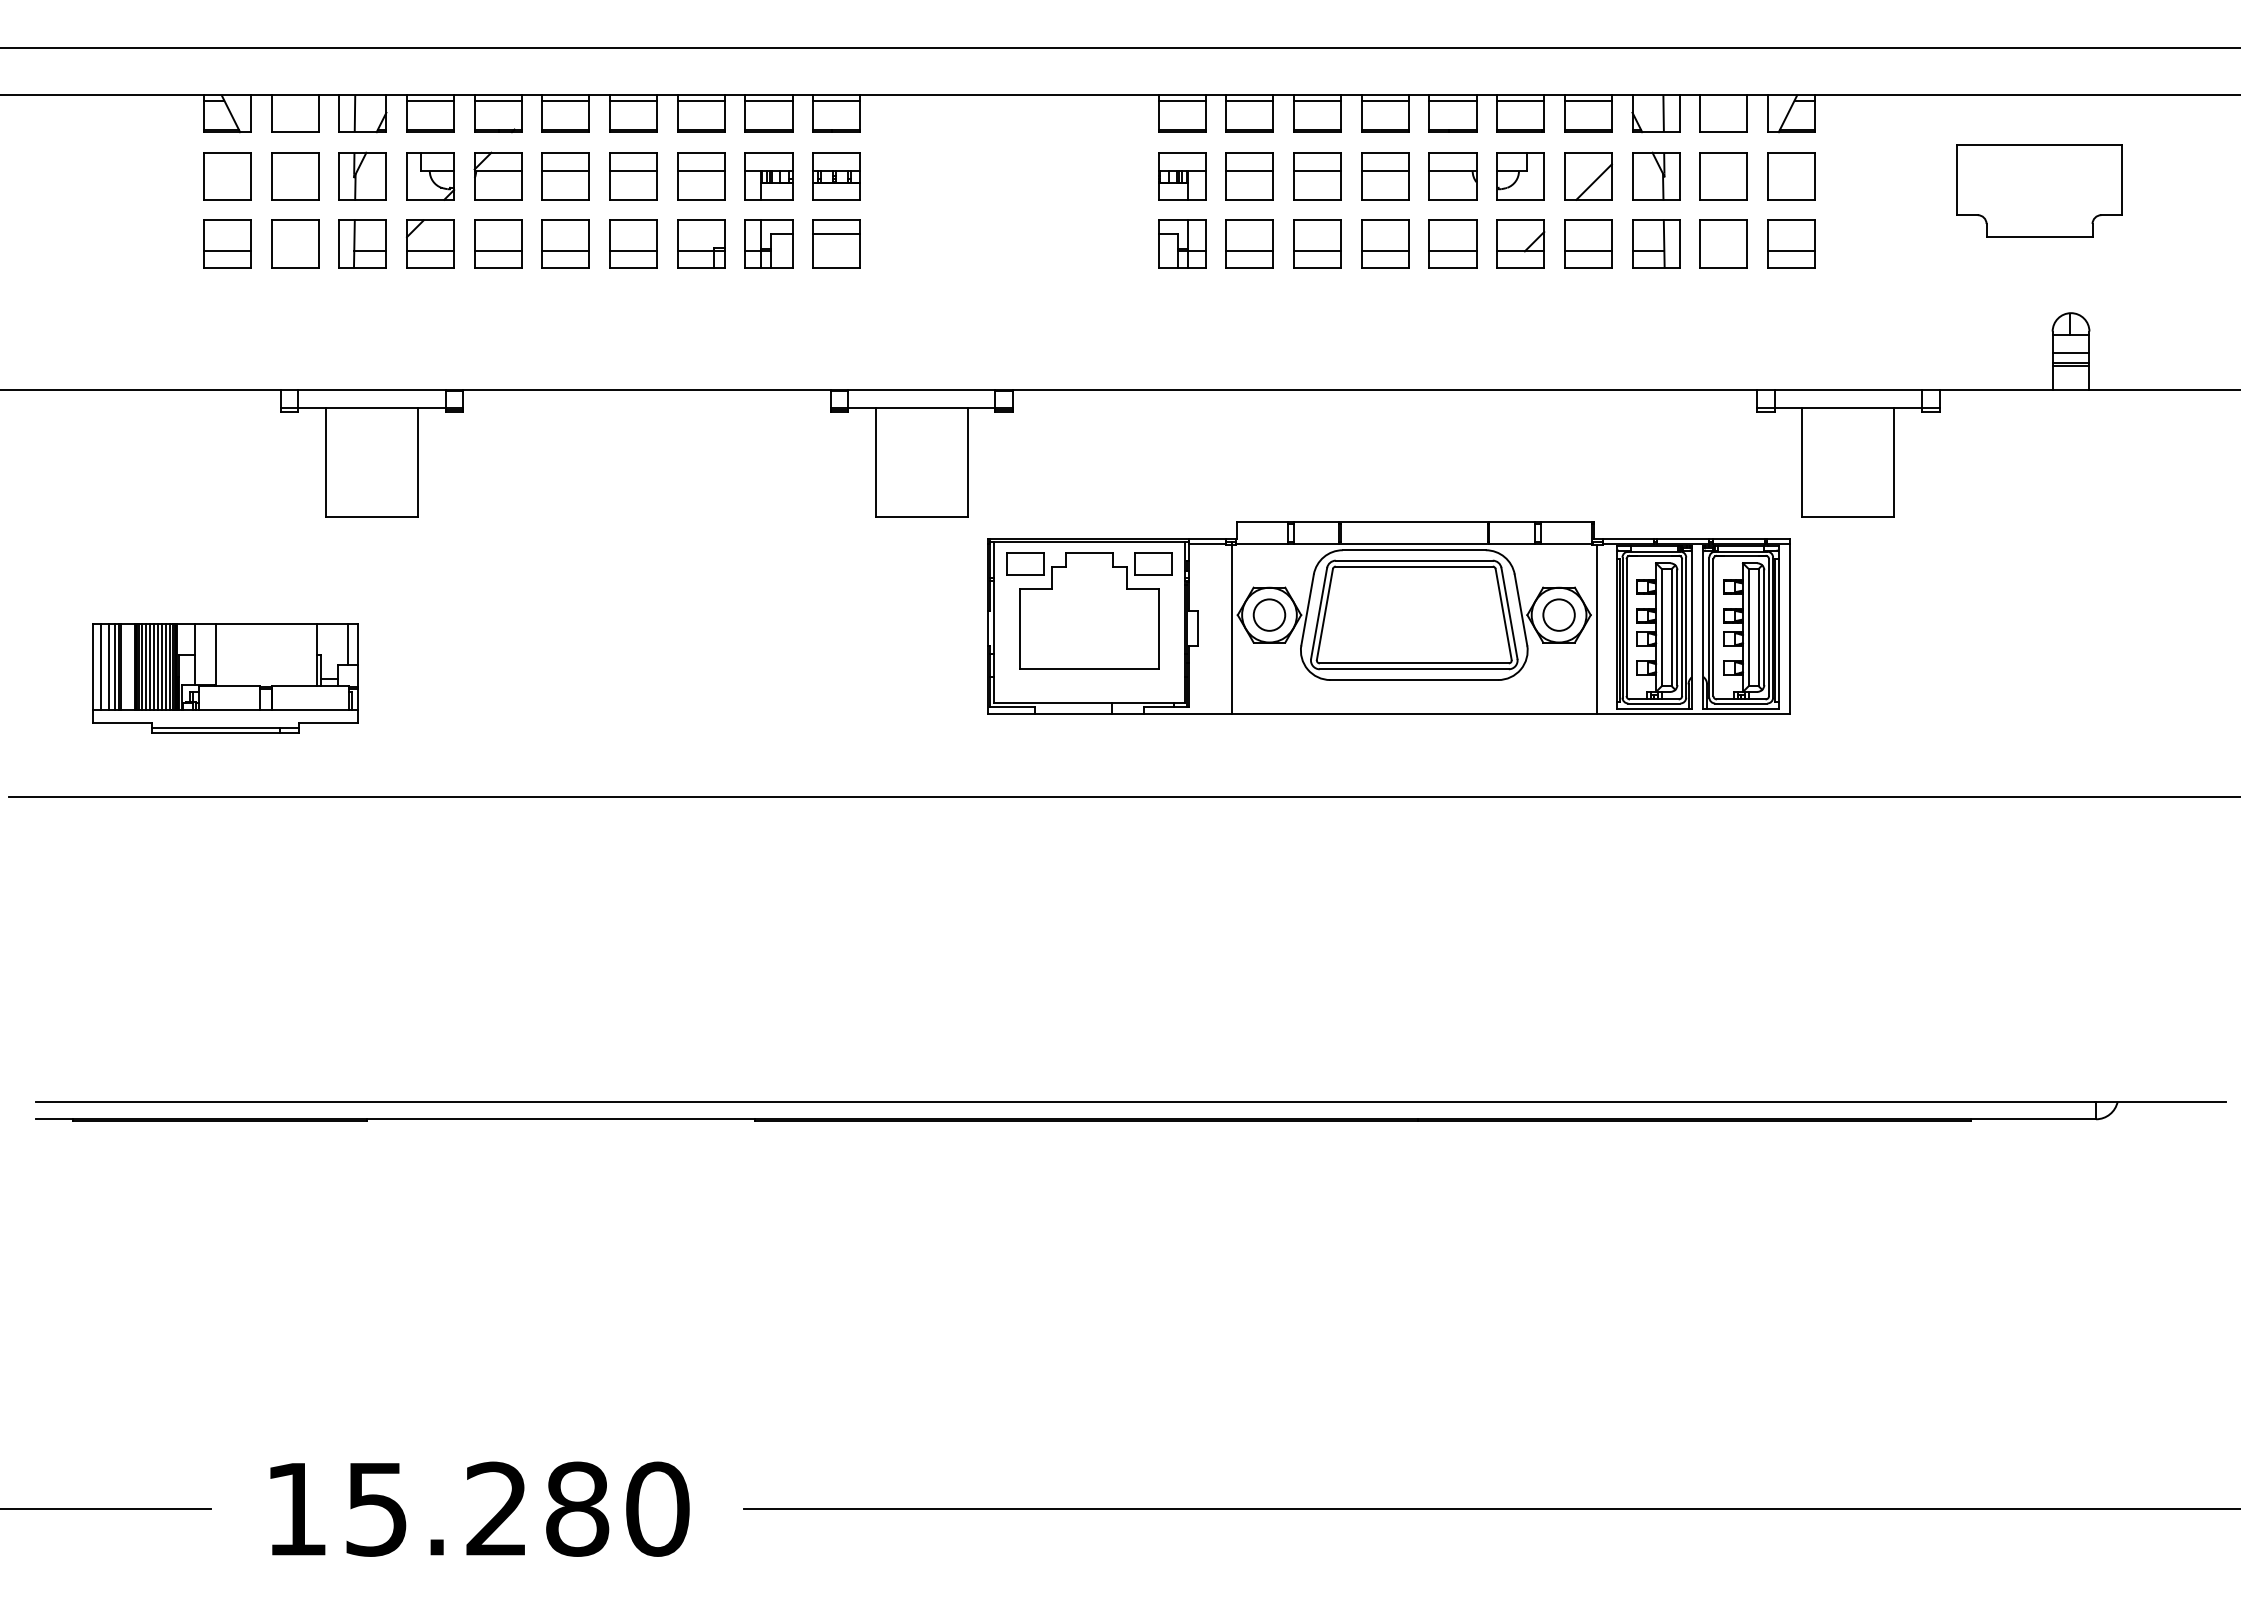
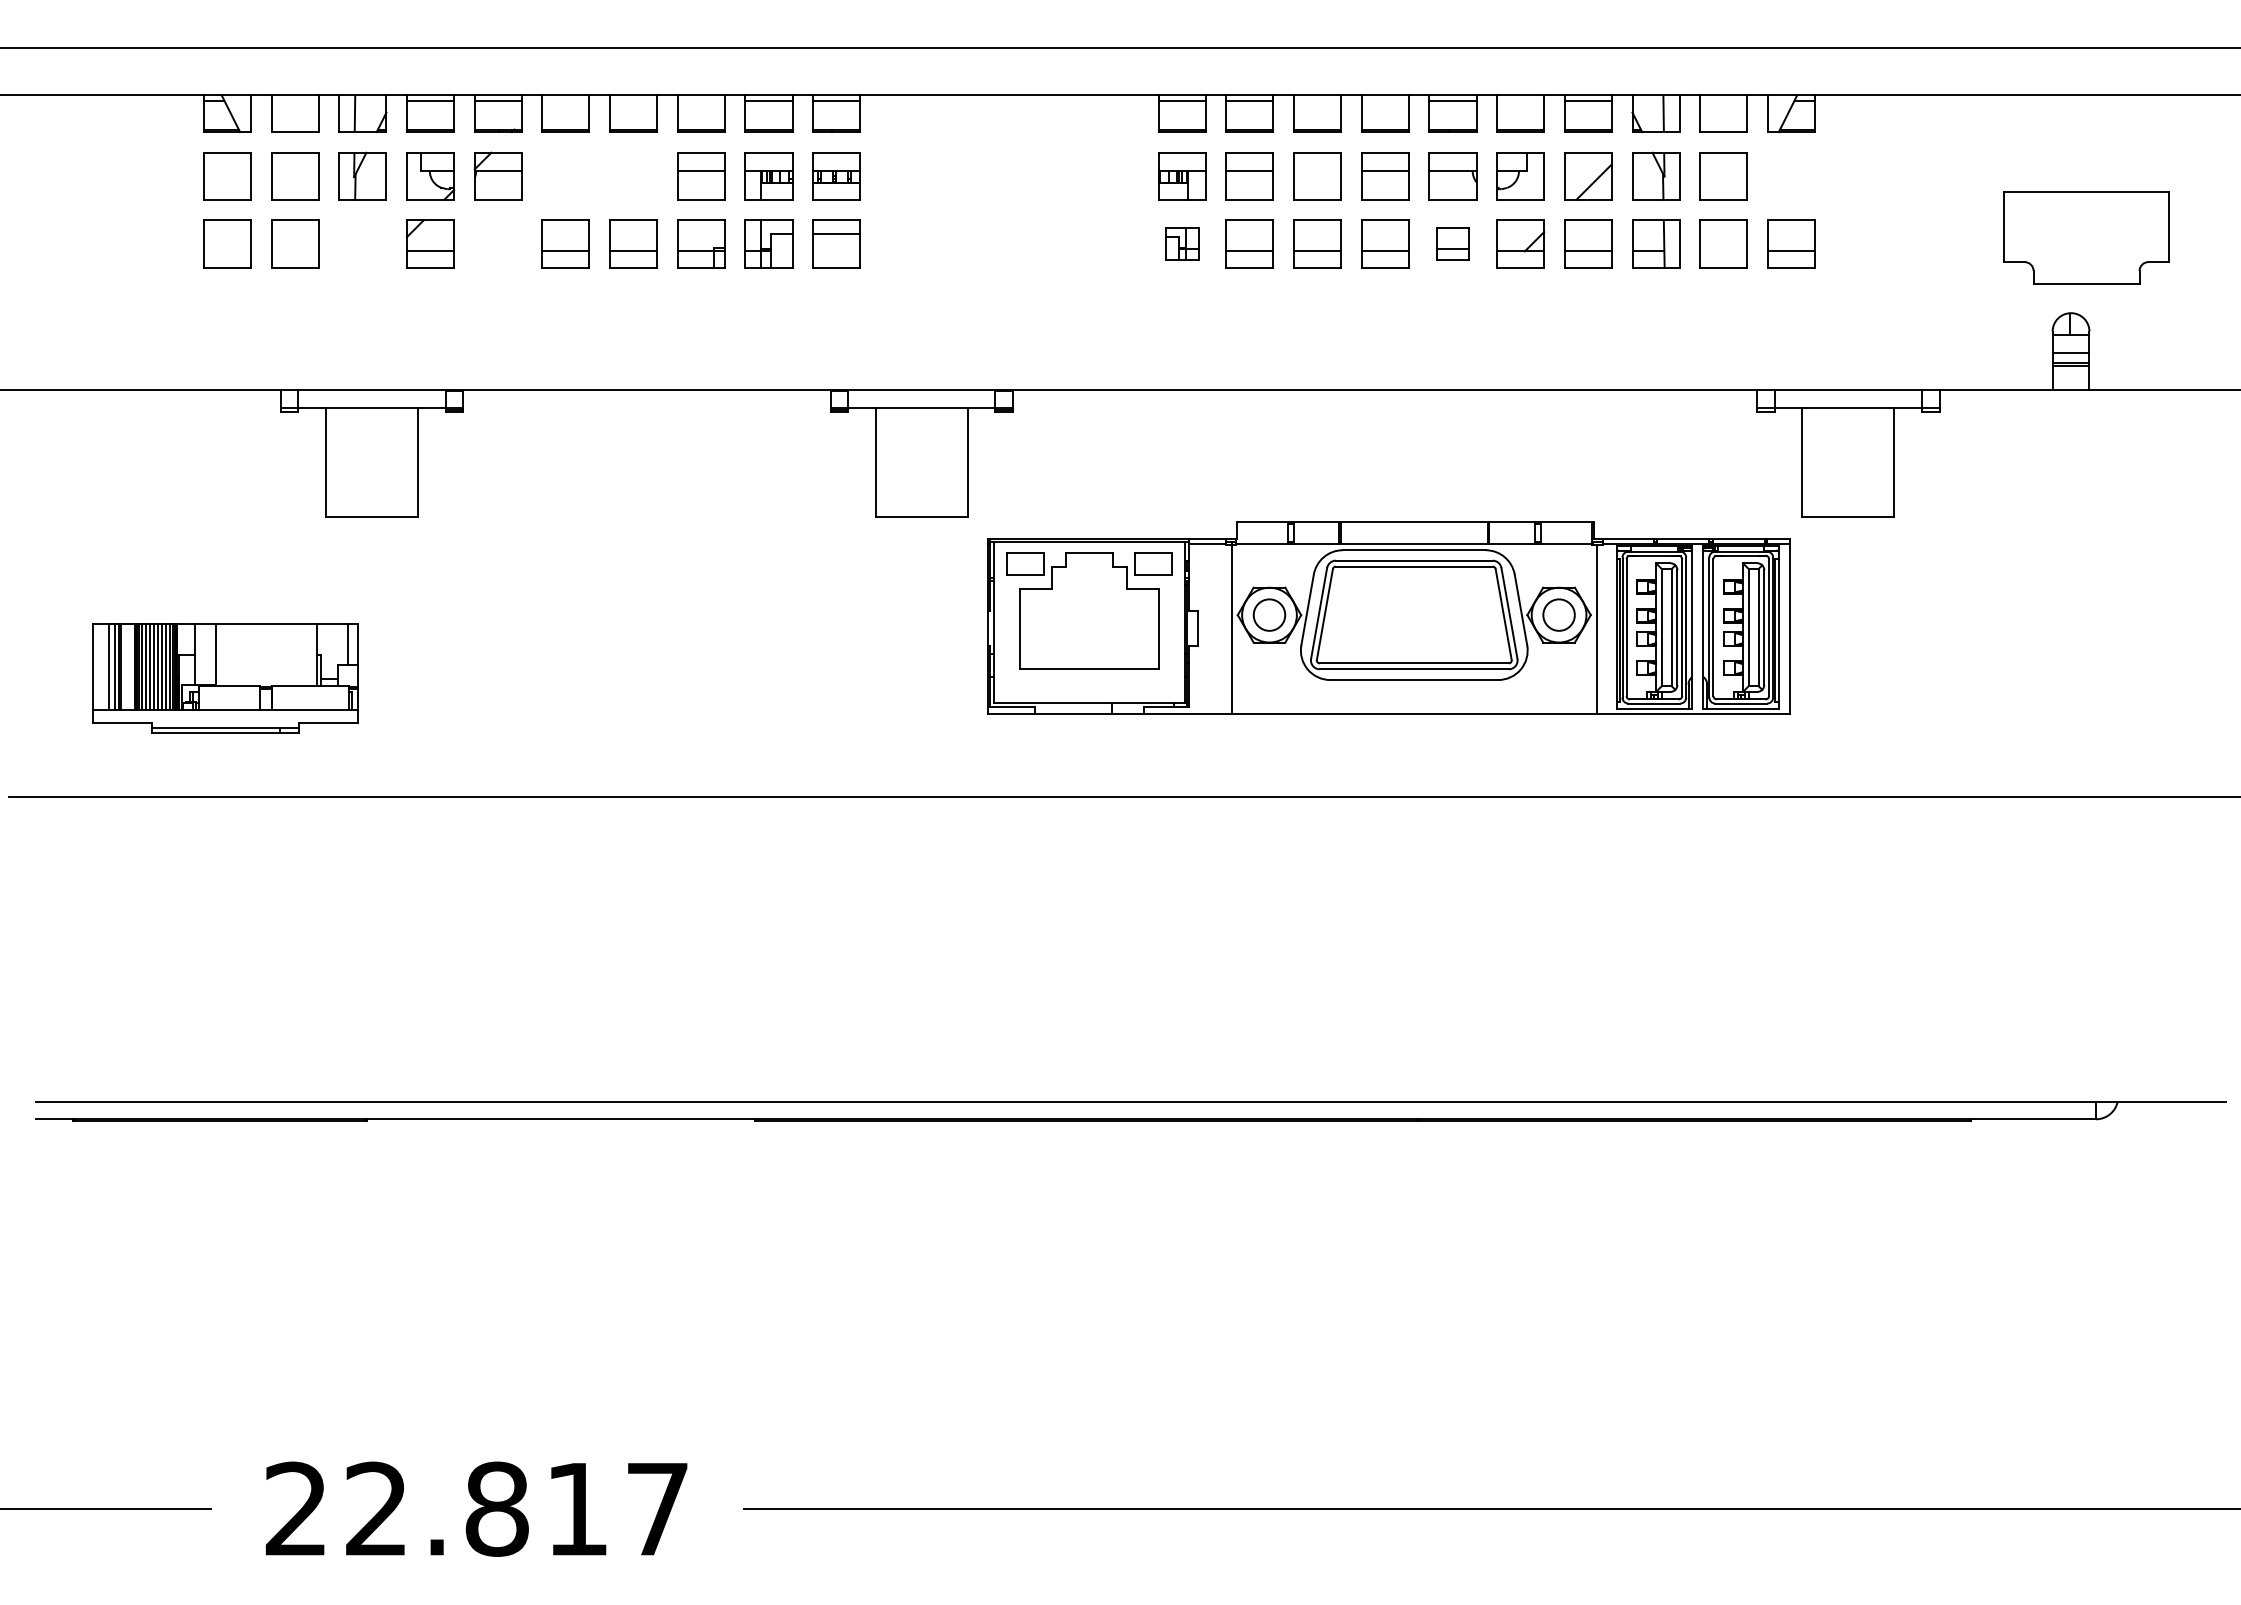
line: present -> none (565, 100)
line: present -> none (633, 100)
line: present -> none (700, 100)
line: present -> none (1317, 100)
line: present -> none (1384, 100)
line: present -> none (1520, 100)
line: present -> none (1317, 171)
part: present -> none (565, 176)
part: present -> none (633, 176)
part: present -> none (1791, 176)
part position: (2039, 190) -> (2086, 237) (2086, 237)
part: present -> none (362, 243)
part: present -> none (498, 243)
part size: 49x50 px -> 35x34 px (1182, 243)
part size: 50x50 px -> 34x34 px (1452, 243)
line: present -> none (227, 251)
line: present -> none (101, 666)
text: 15.280 -> 22.817 (477, 1508)
